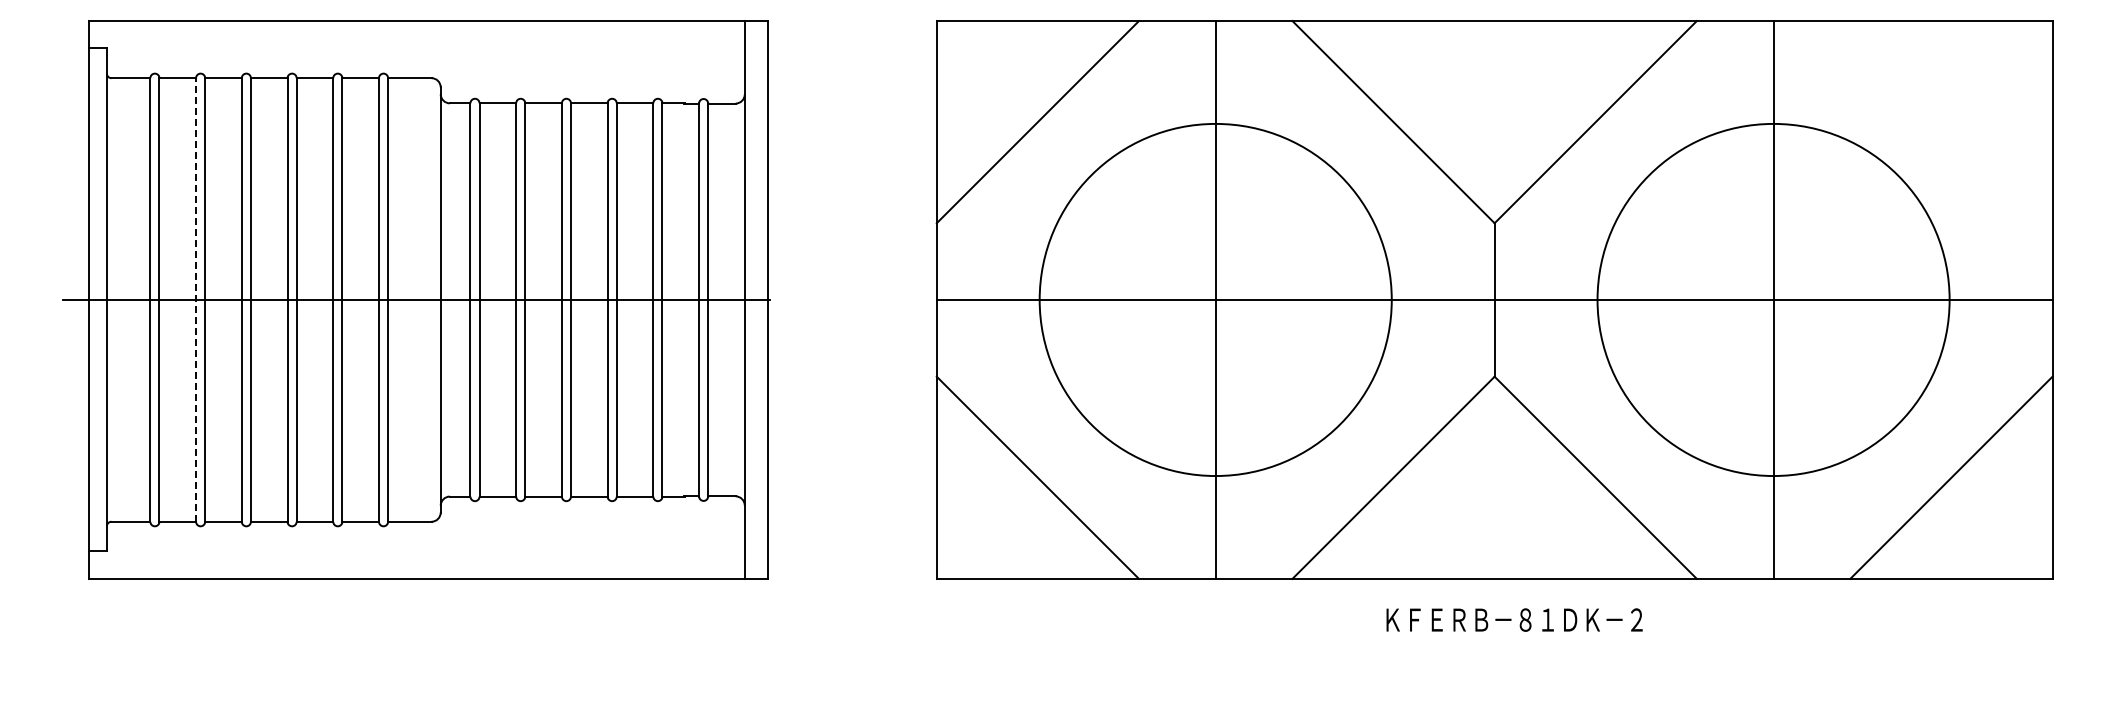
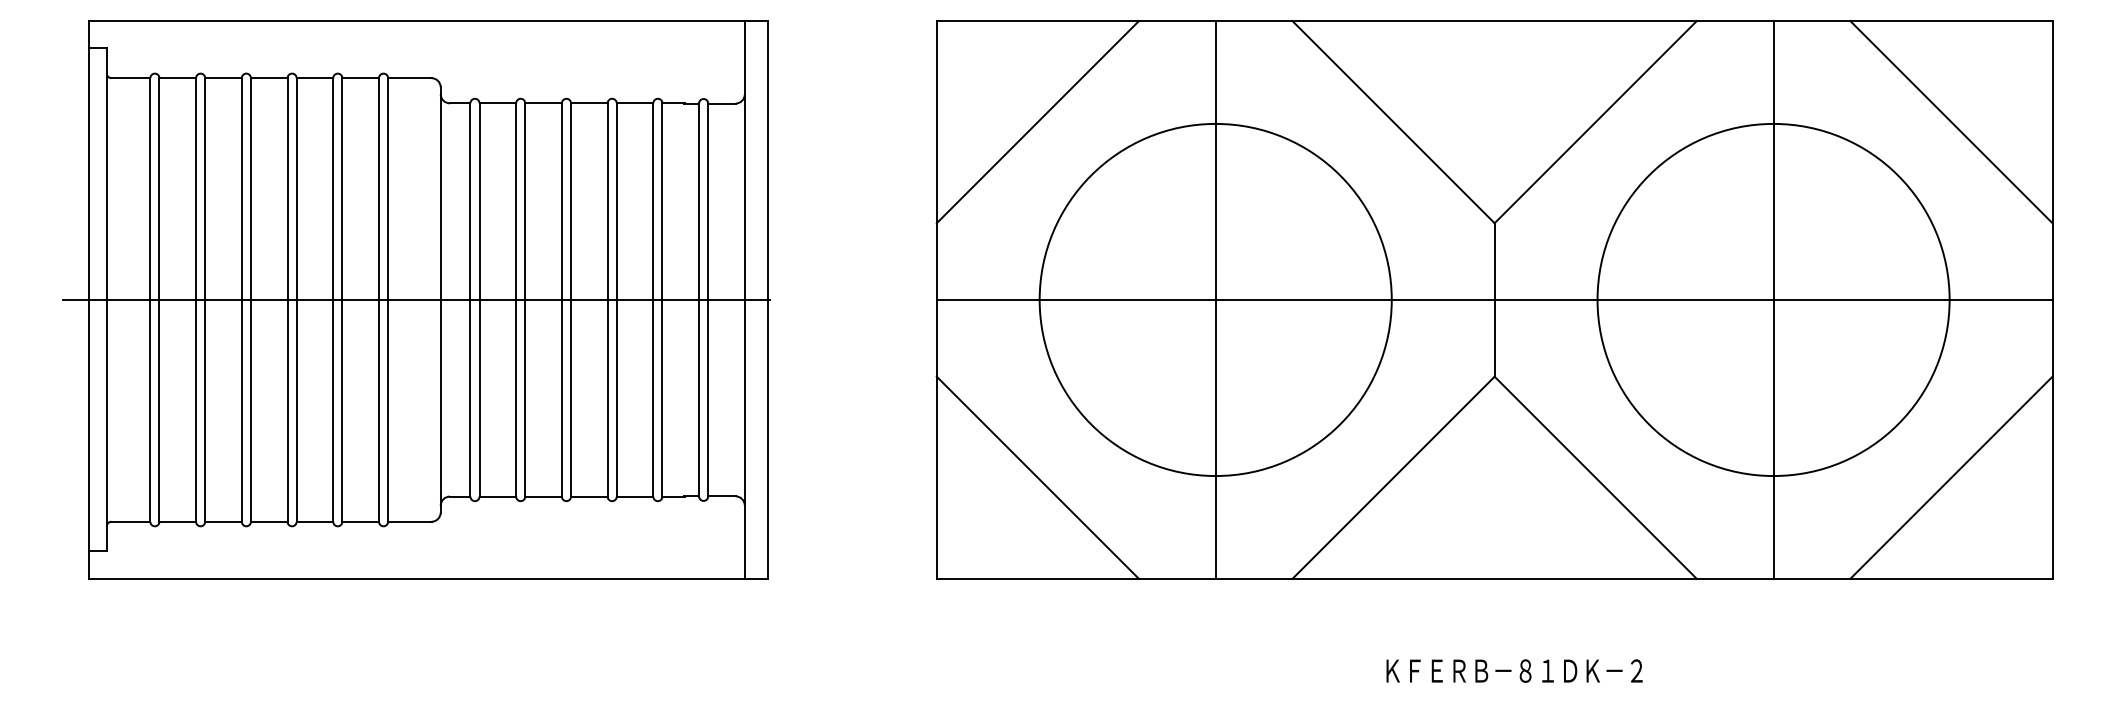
line: none -> present (1951, 122)
line: dashed -> solid (196, 299)
text position: (1514, 619) -> (1514, 670) (1514, 670)
